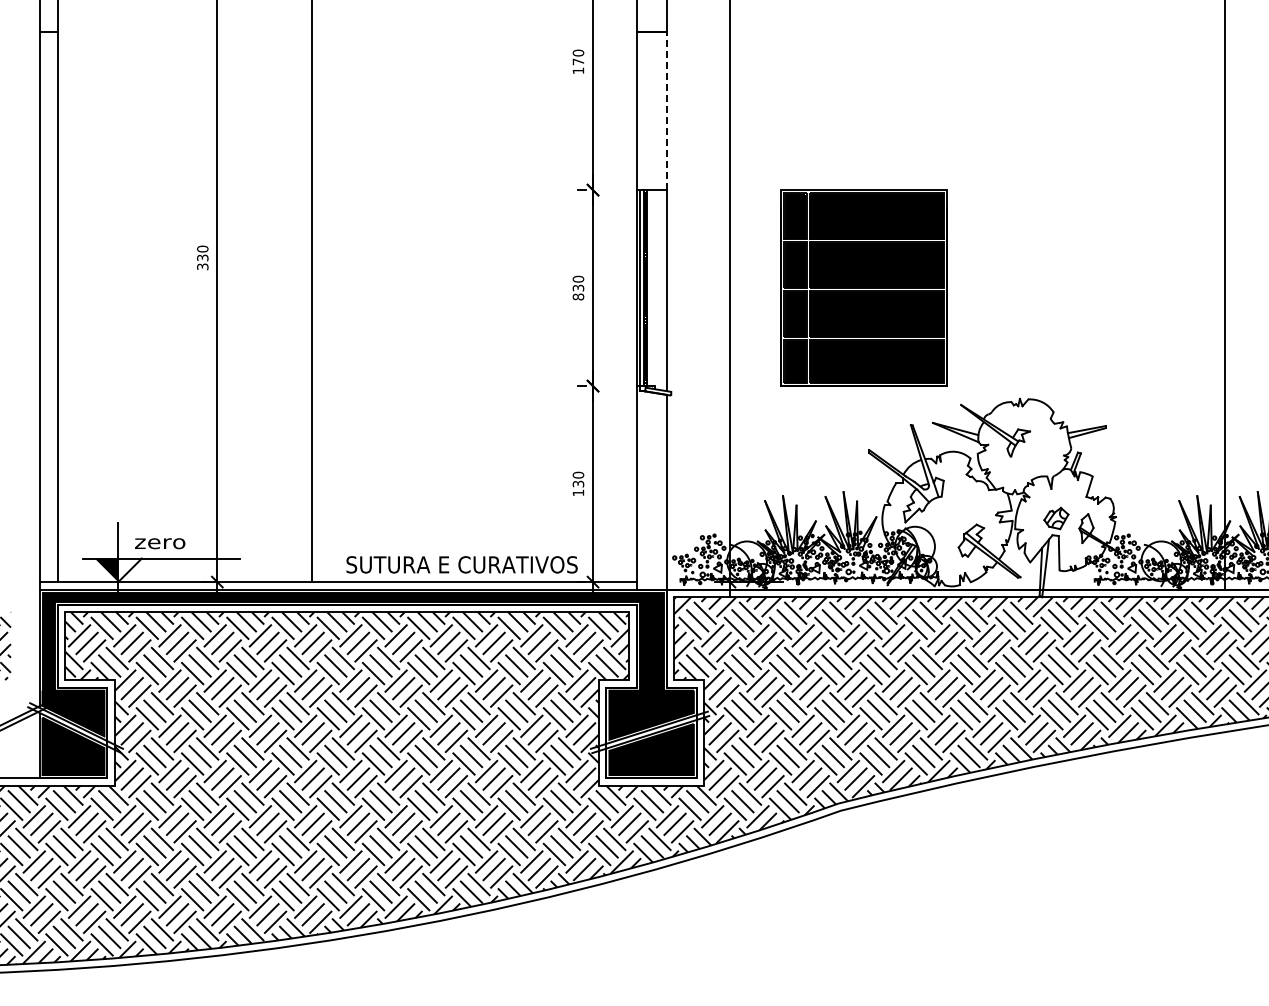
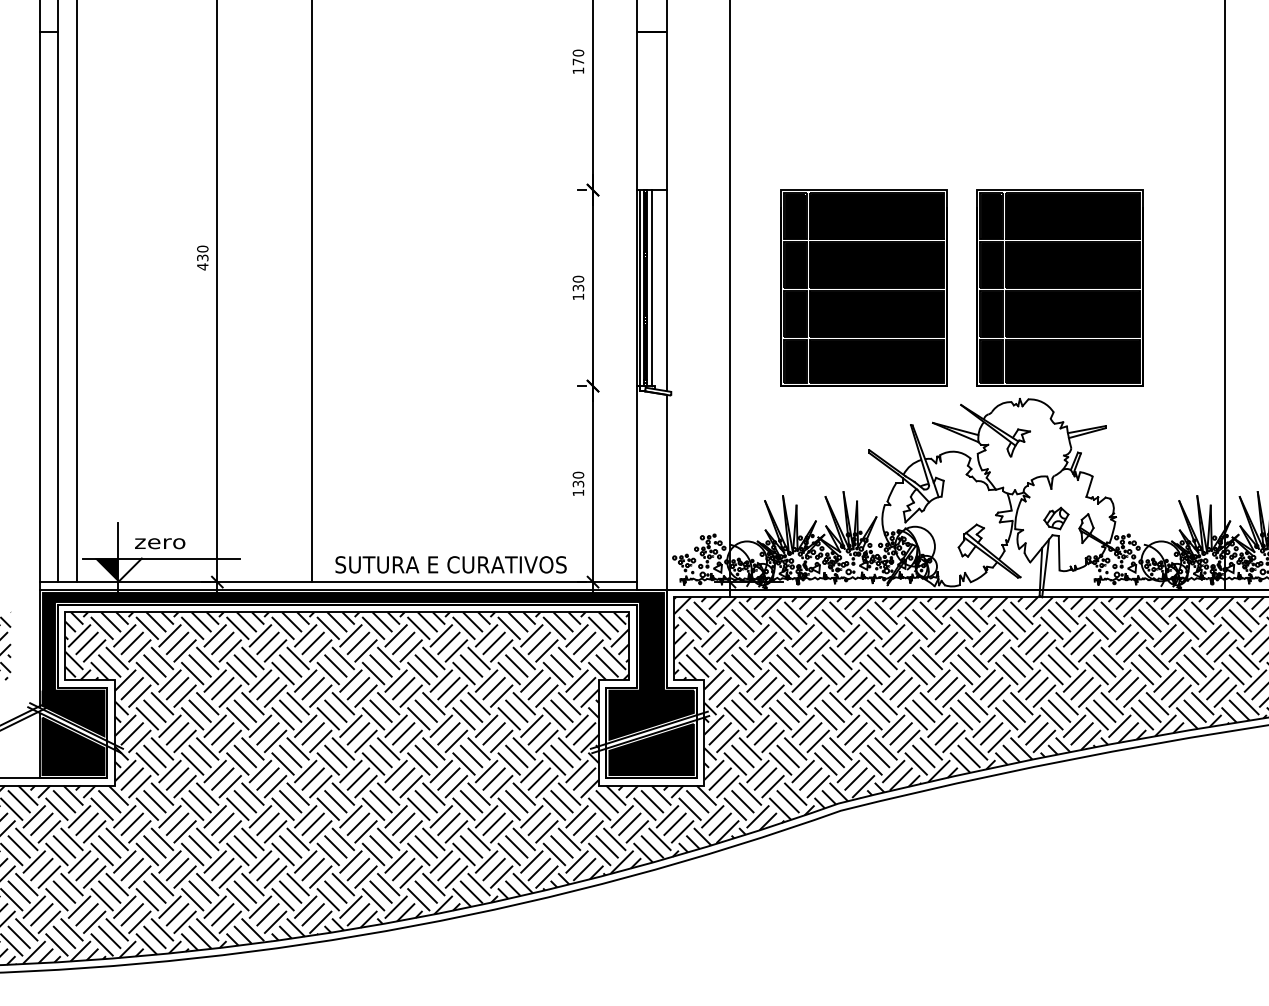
line: dashed -> solid (666, 110)
text: 330 -> 430 (202, 266)
part: none -> present (1059, 287)
line: none -> present (651, 288)
line: none -> present (77, 292)
text: 830 -> 130 (578, 296)
text position: (461, 564) -> (450, 564) (450, 564)
